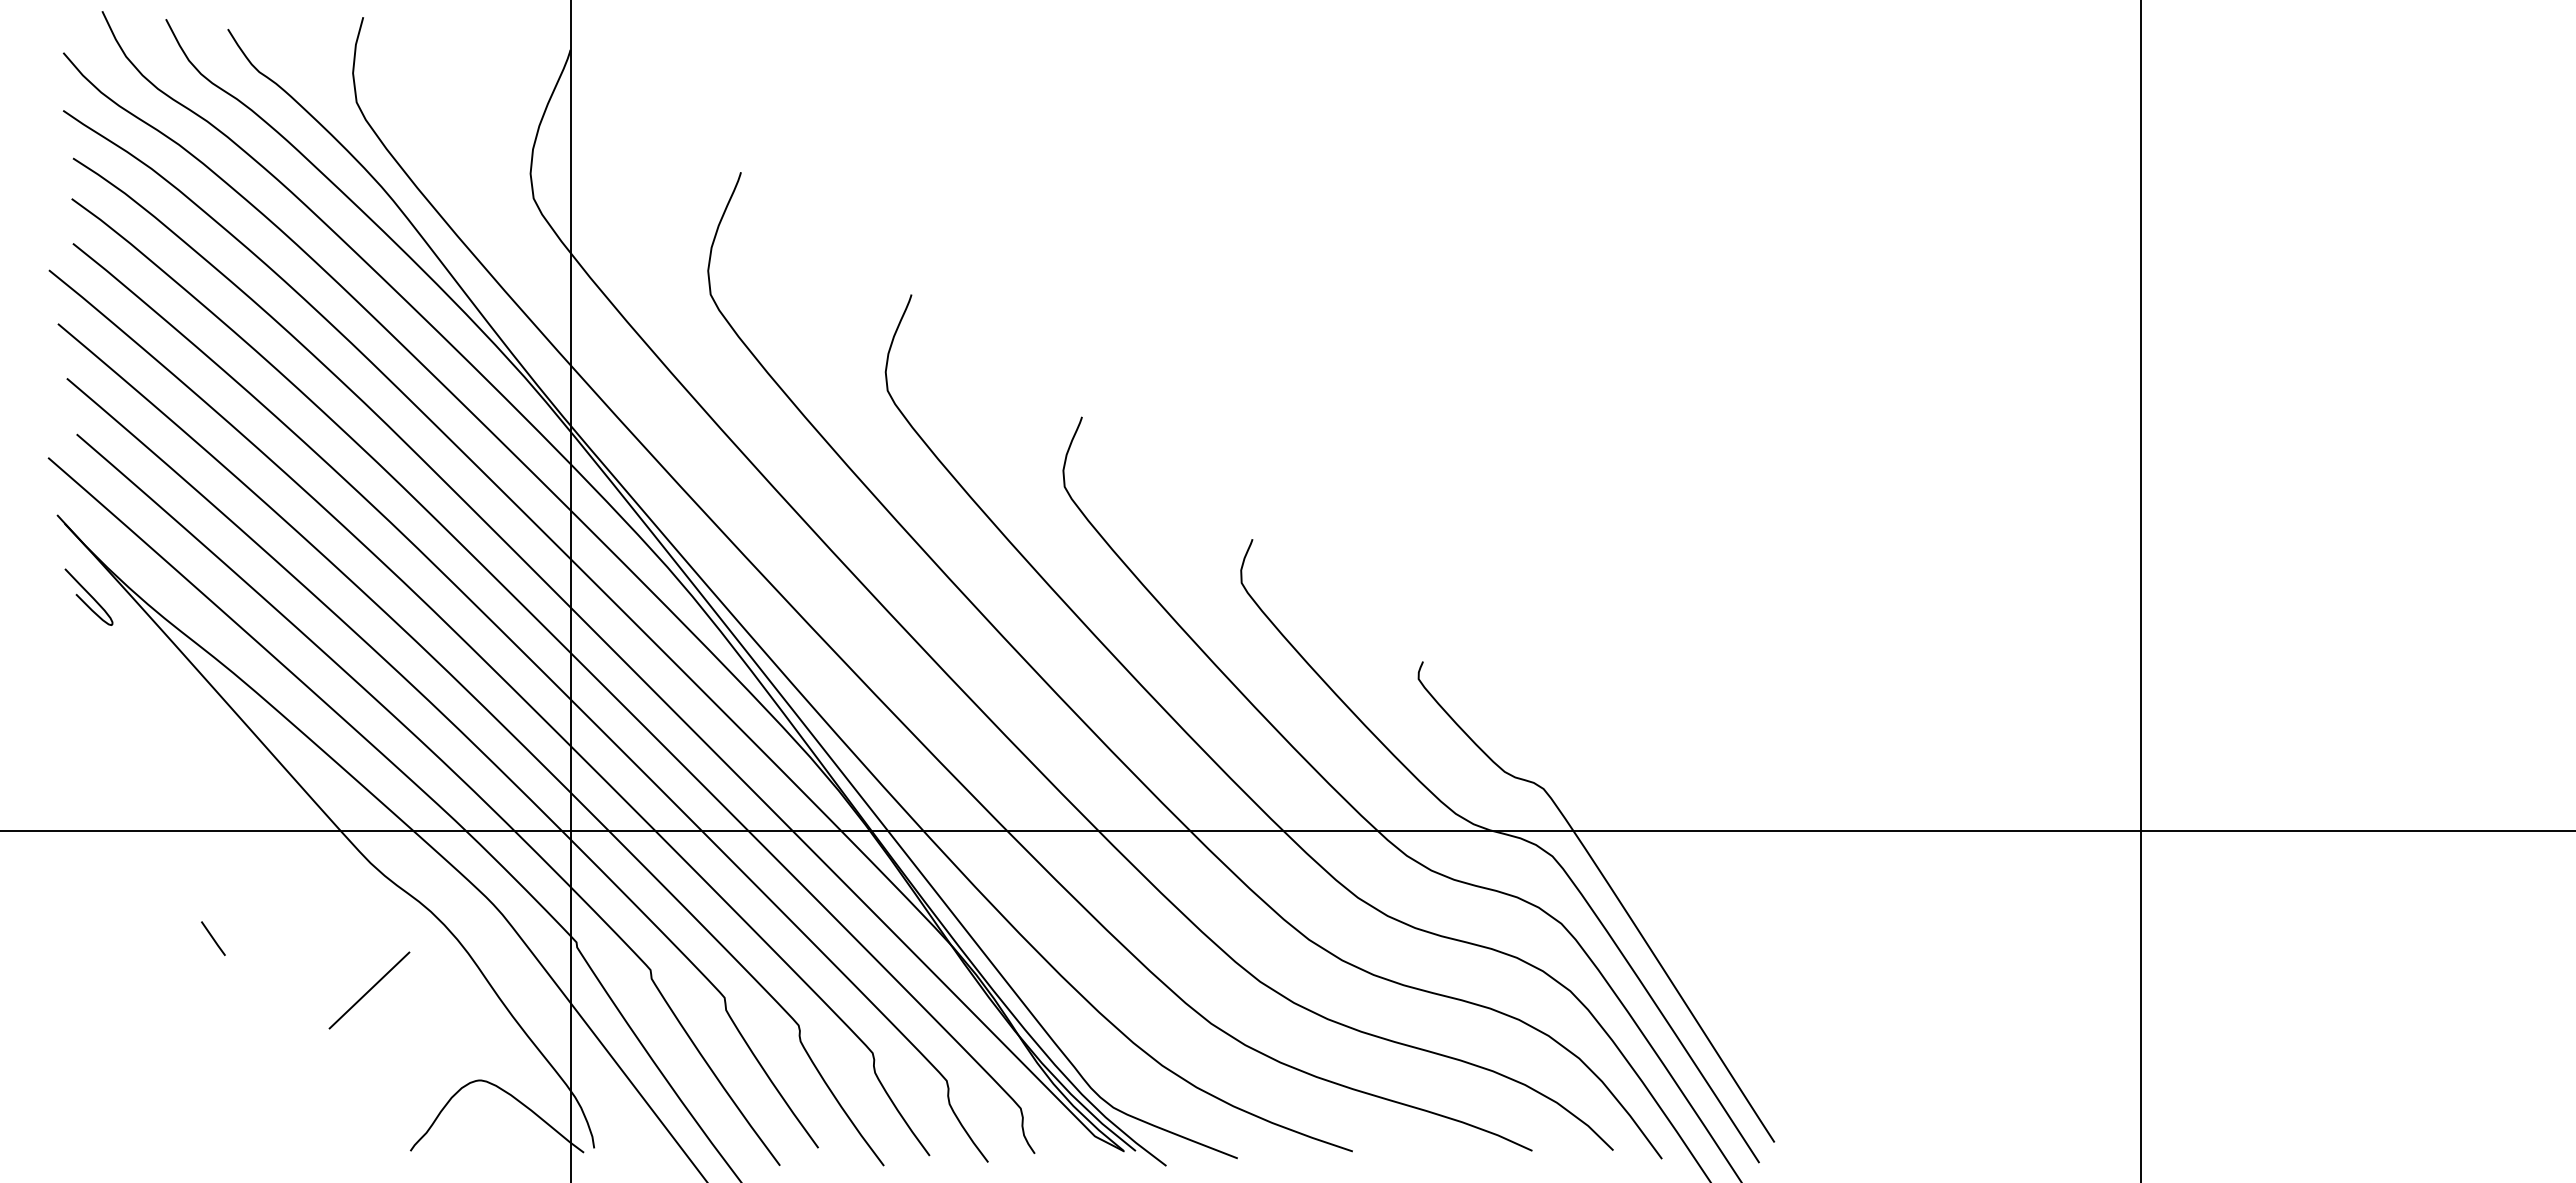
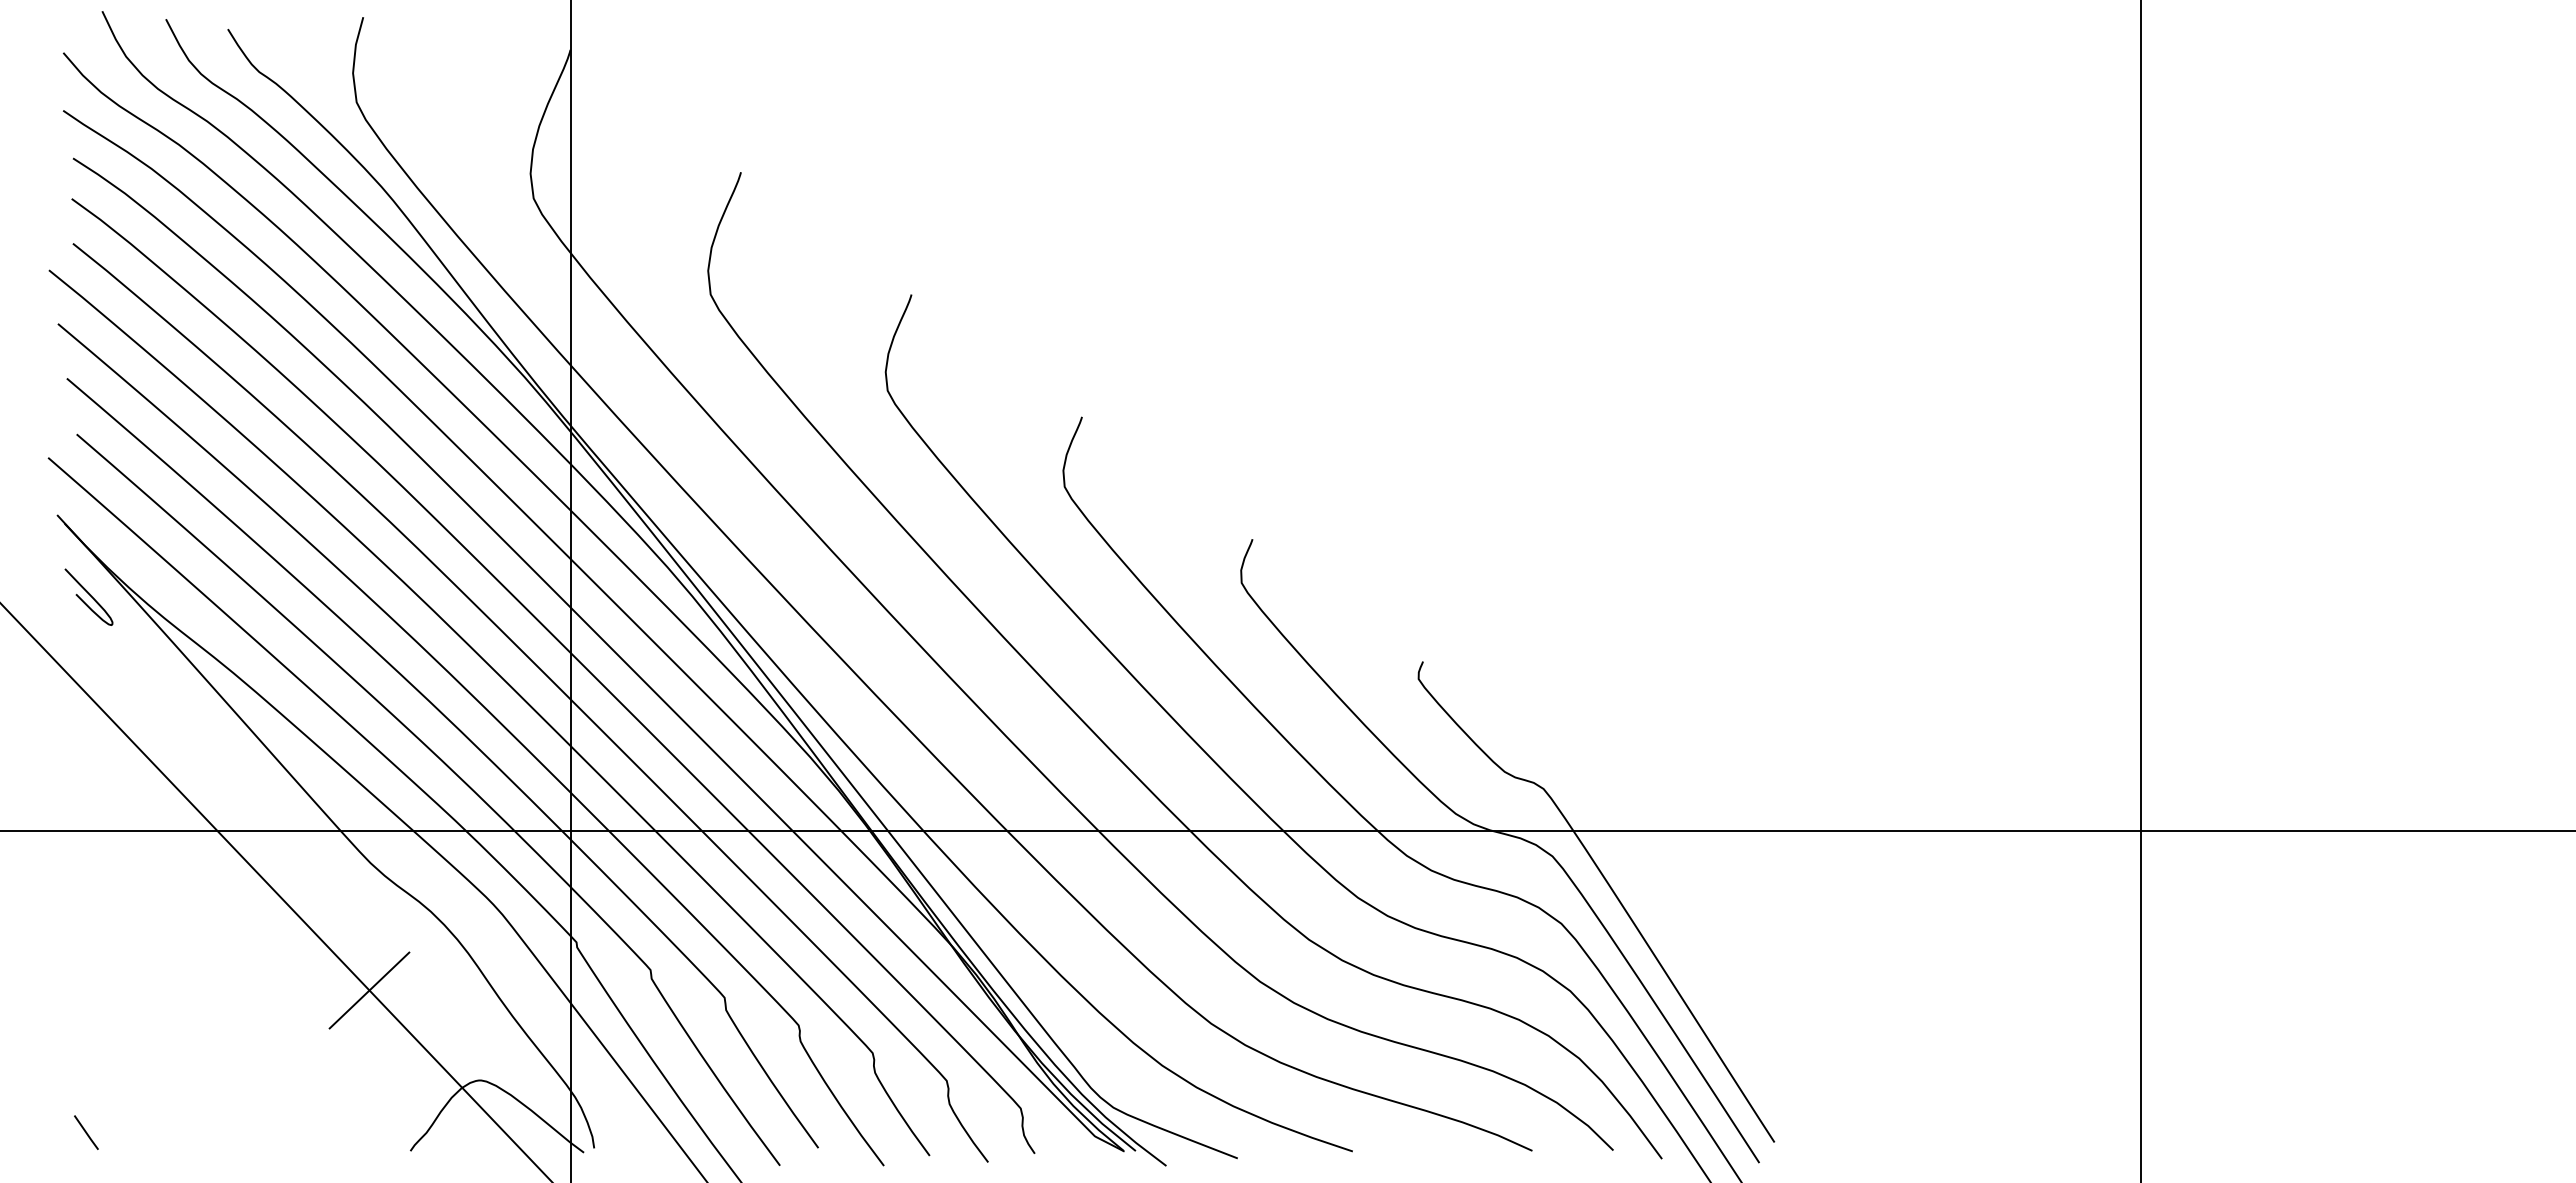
line: none -> present (275, 892)
line position: (213, 938) -> (86, 1132) (86, 1132)
